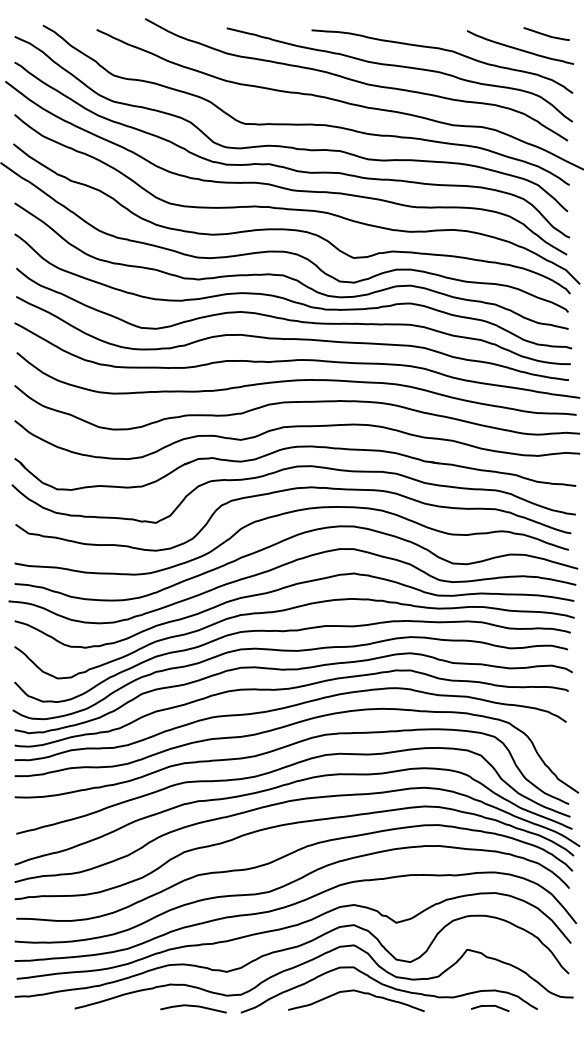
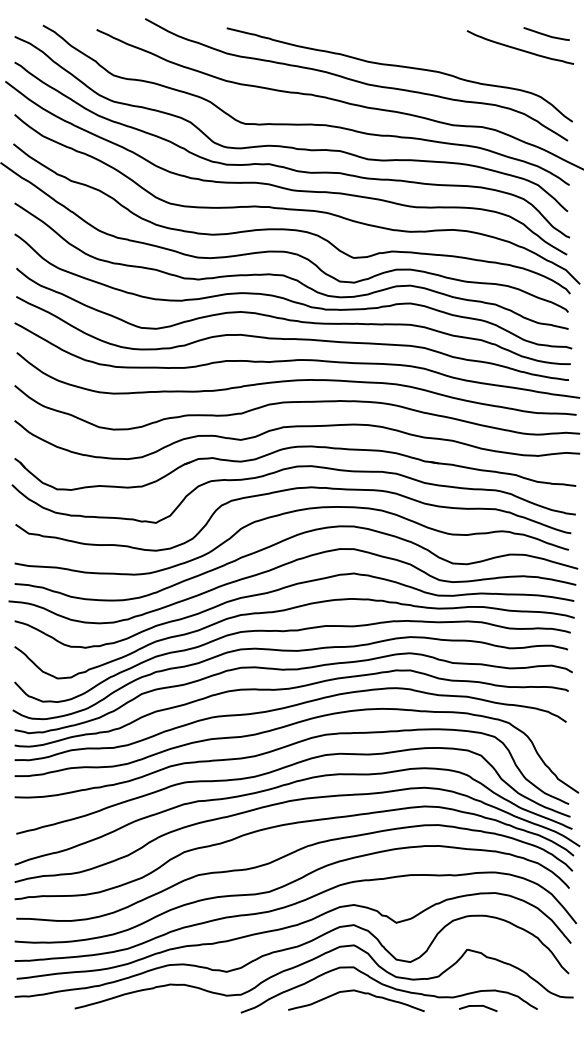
curve: present -> none (446, 51)
curve: present -> none (193, 1006)
line position: (490, 1006) -> (478, 1006) (478, 1006)
